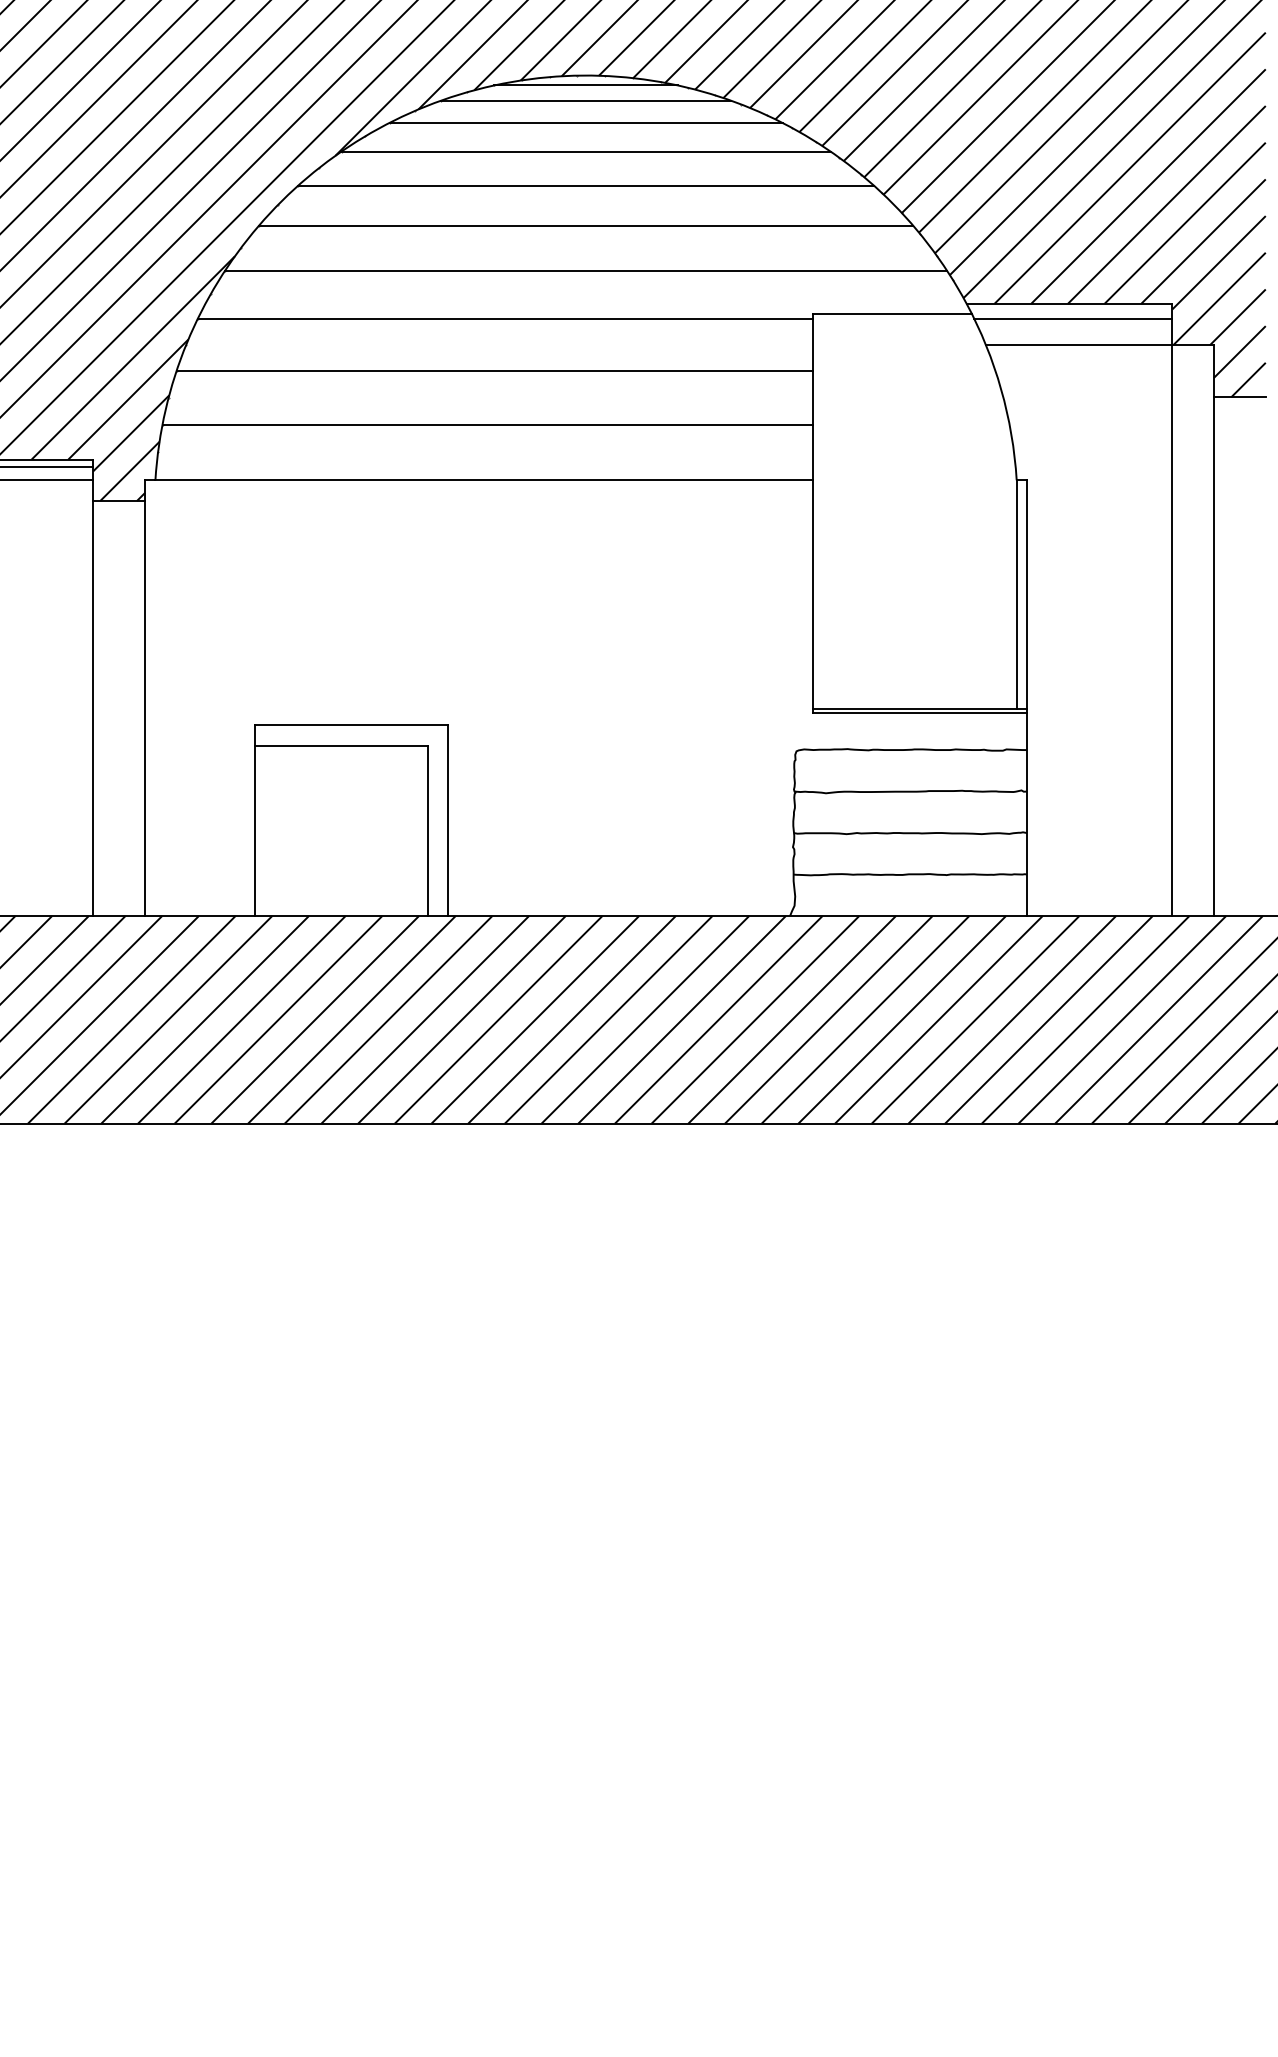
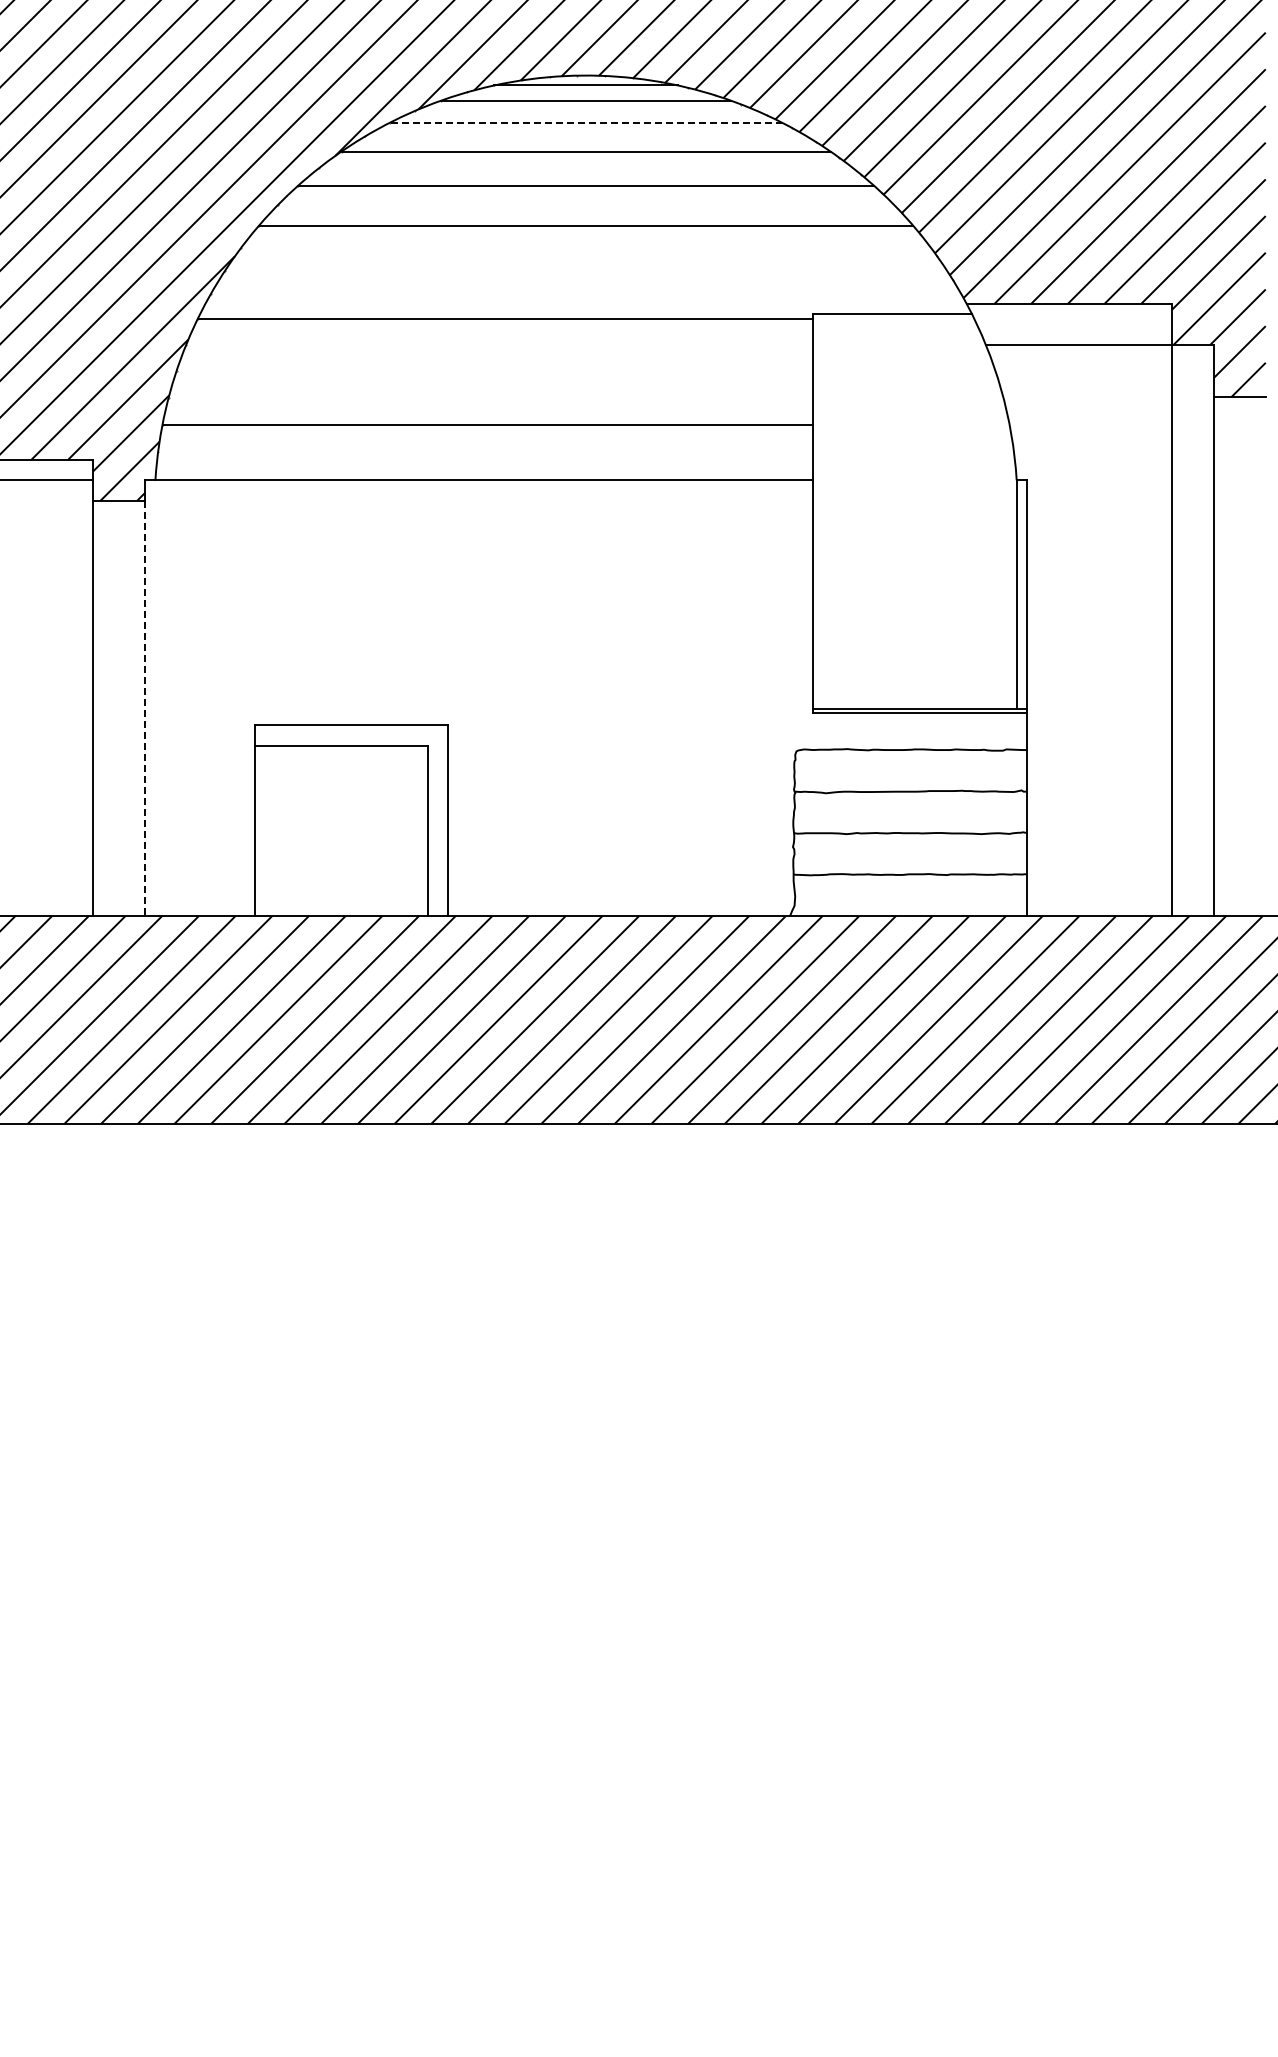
line: solid -> dashed (586, 122)
line: present -> none (585, 270)
line: present -> none (1073, 318)
line: present -> none (494, 370)
line: present -> none (47, 466)
line: solid -> dashed (145, 708)
